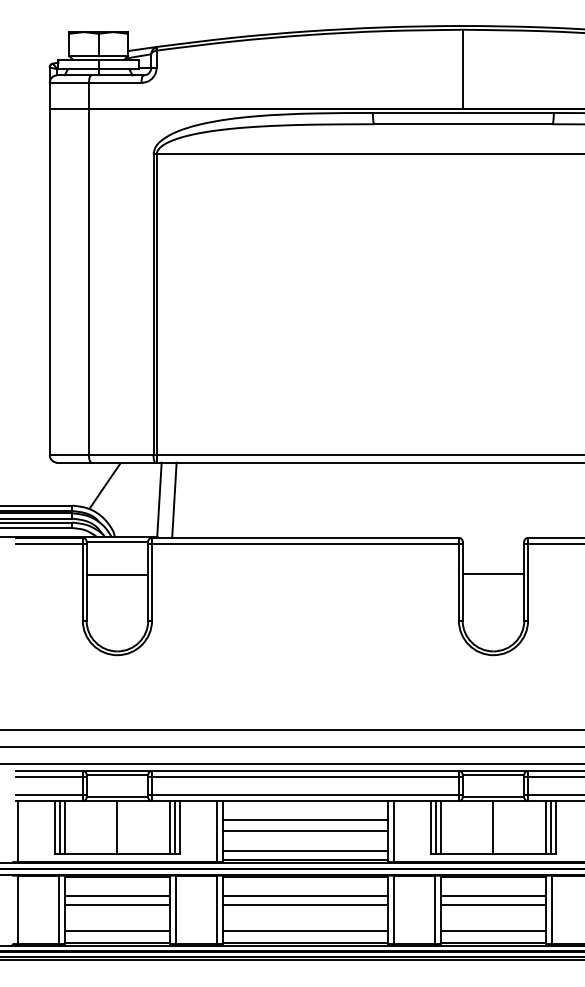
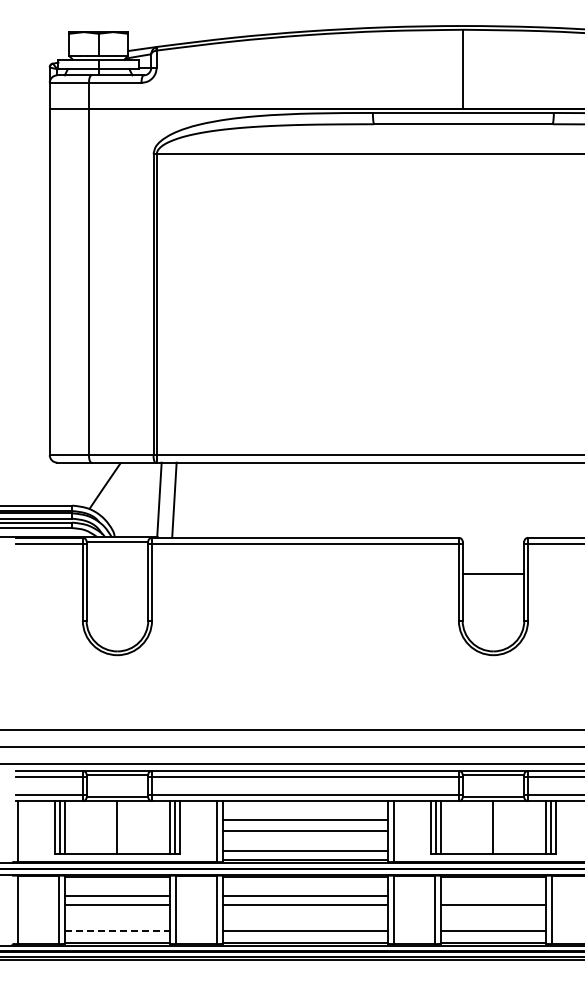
line: present -> none (117, 575)
line: present -> none (493, 896)
line: solid -> dashed (117, 931)
